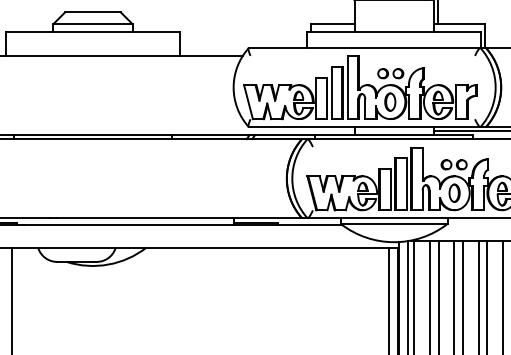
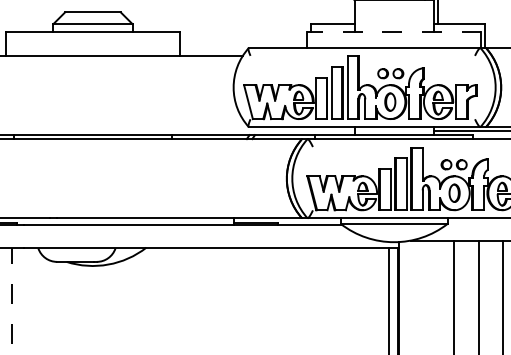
line: solid -> dashed (393, 32)
line: present -> none (414, 295)
line: present -> none (429, 295)
line: present -> none (438, 295)
line: present -> none (463, 295)
line: present -> none (487, 295)
line: present -> none (408, 296)
line: solid -> dashed (11, 301)
